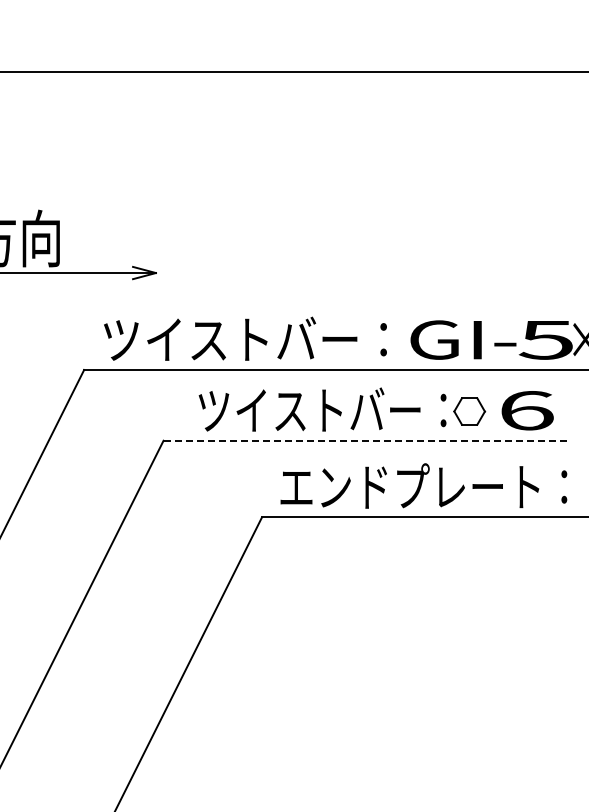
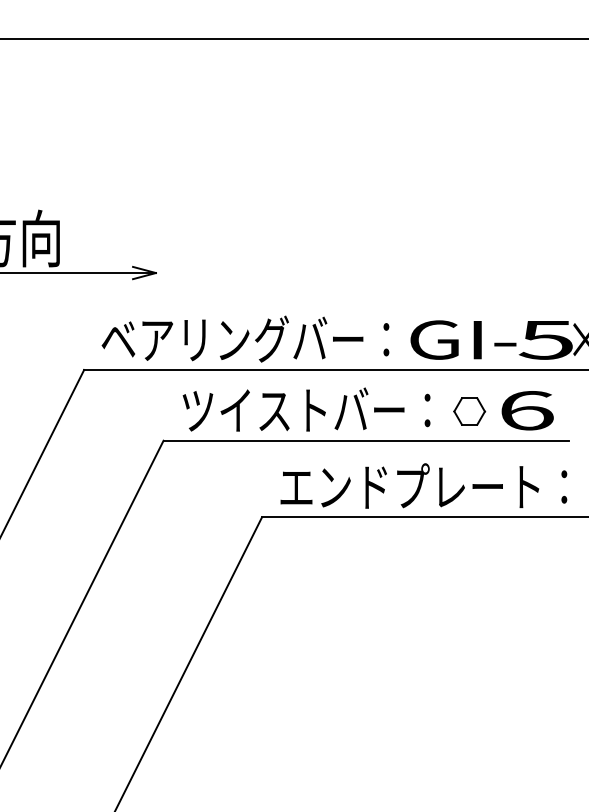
line position: (293, 72) -> (293, 39) (293, 39)
text: ツイストバー： -> ベアリングバー： (245, 338)
text position: (322, 409) -> (306, 409) (306, 409)
line: dashed -> solid (366, 440)
